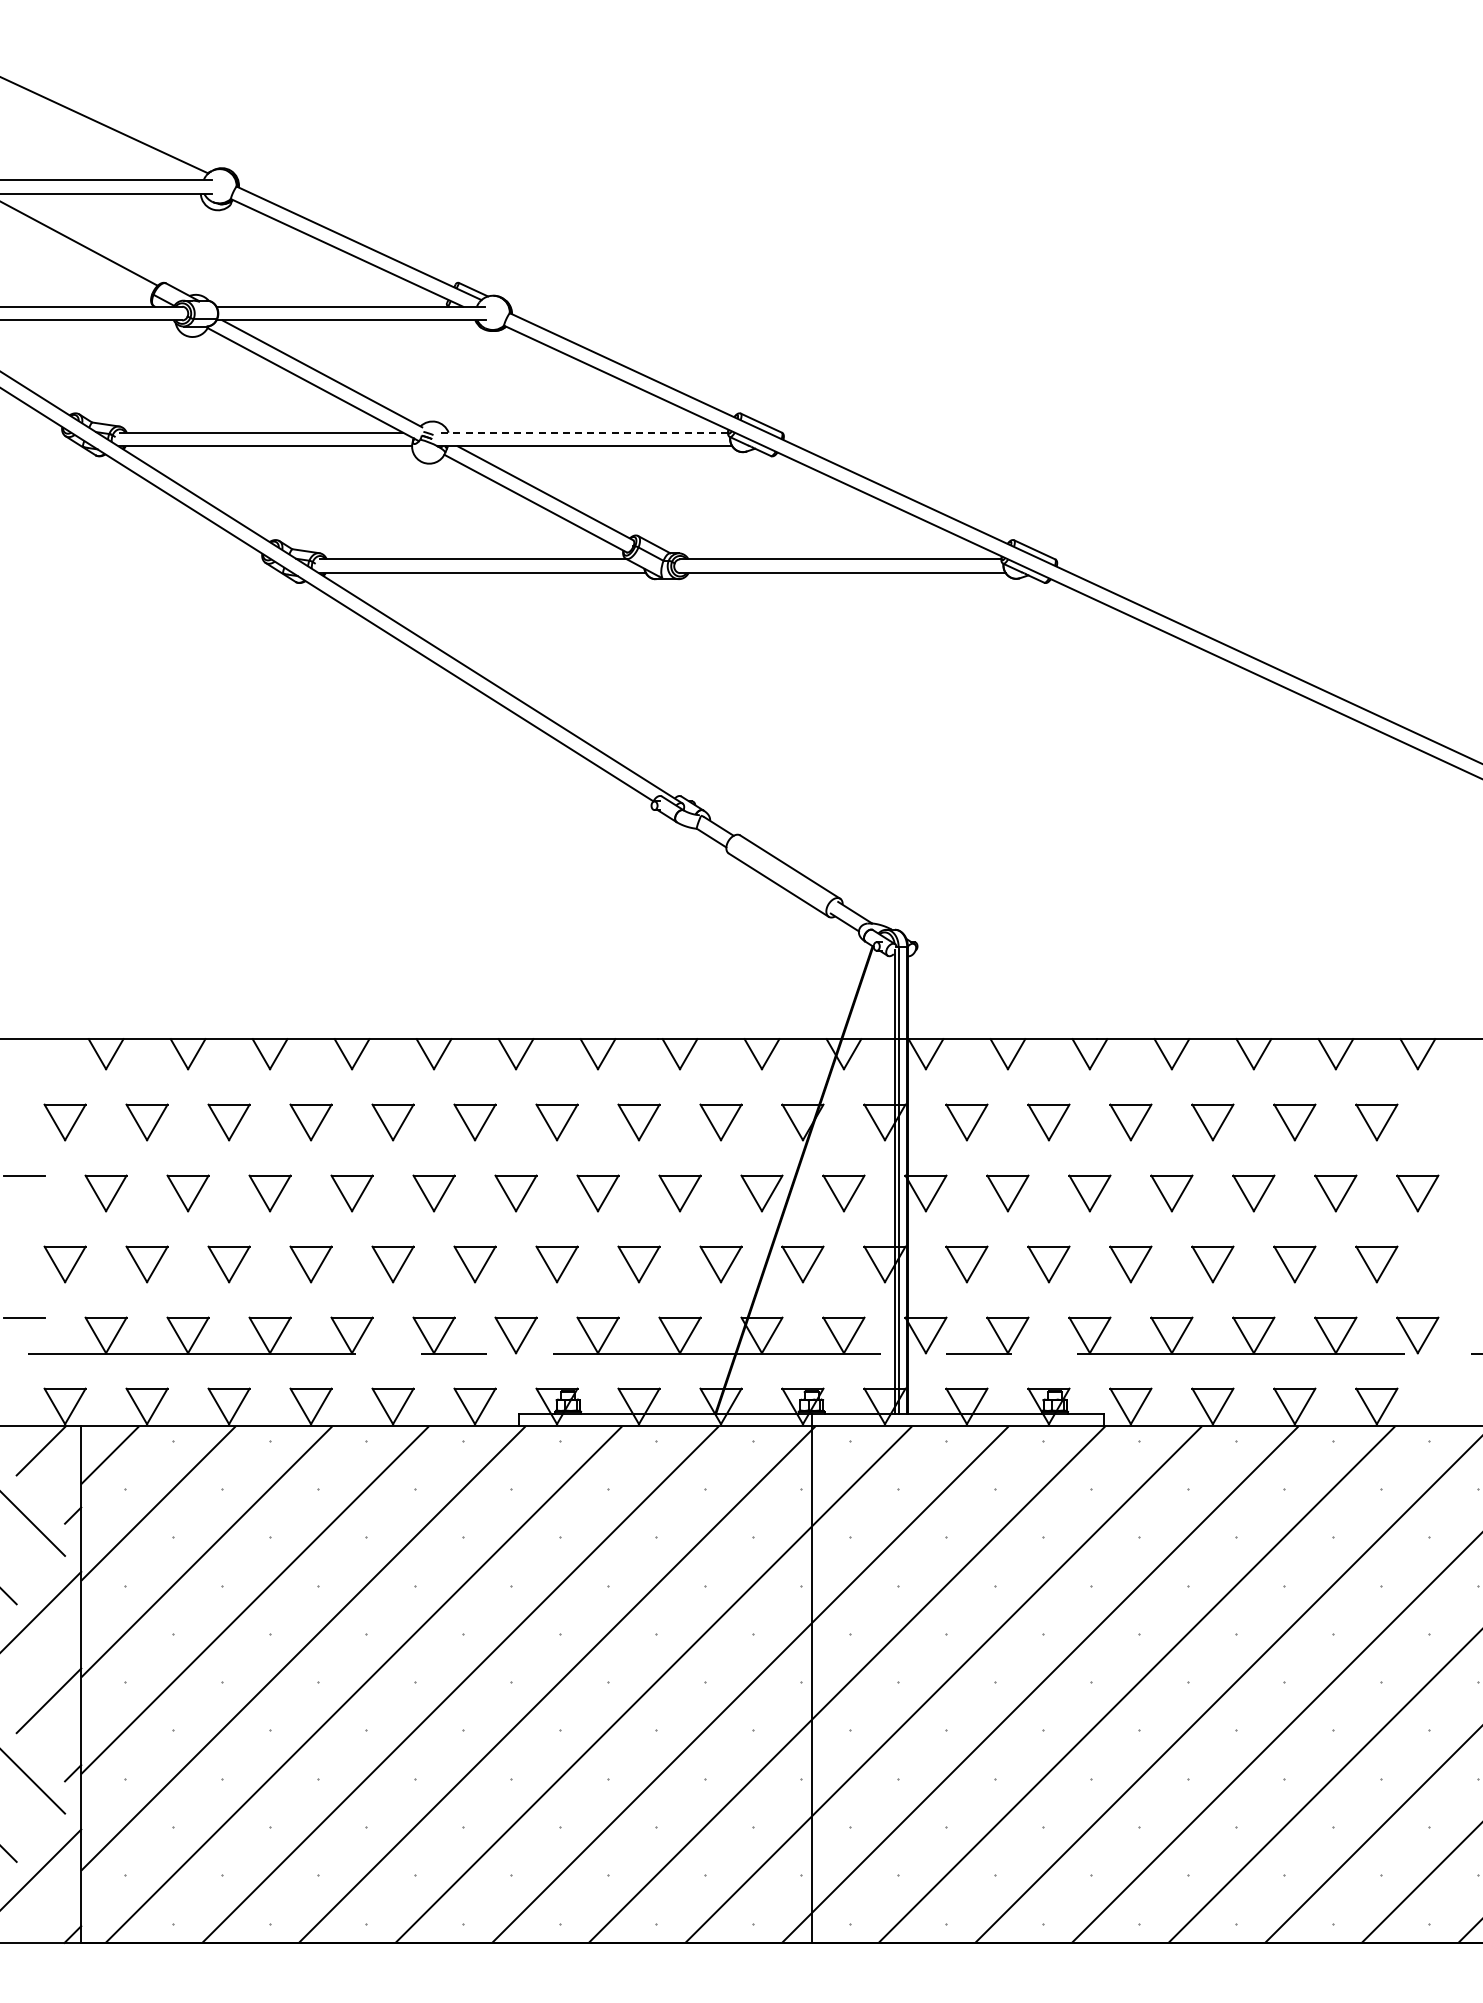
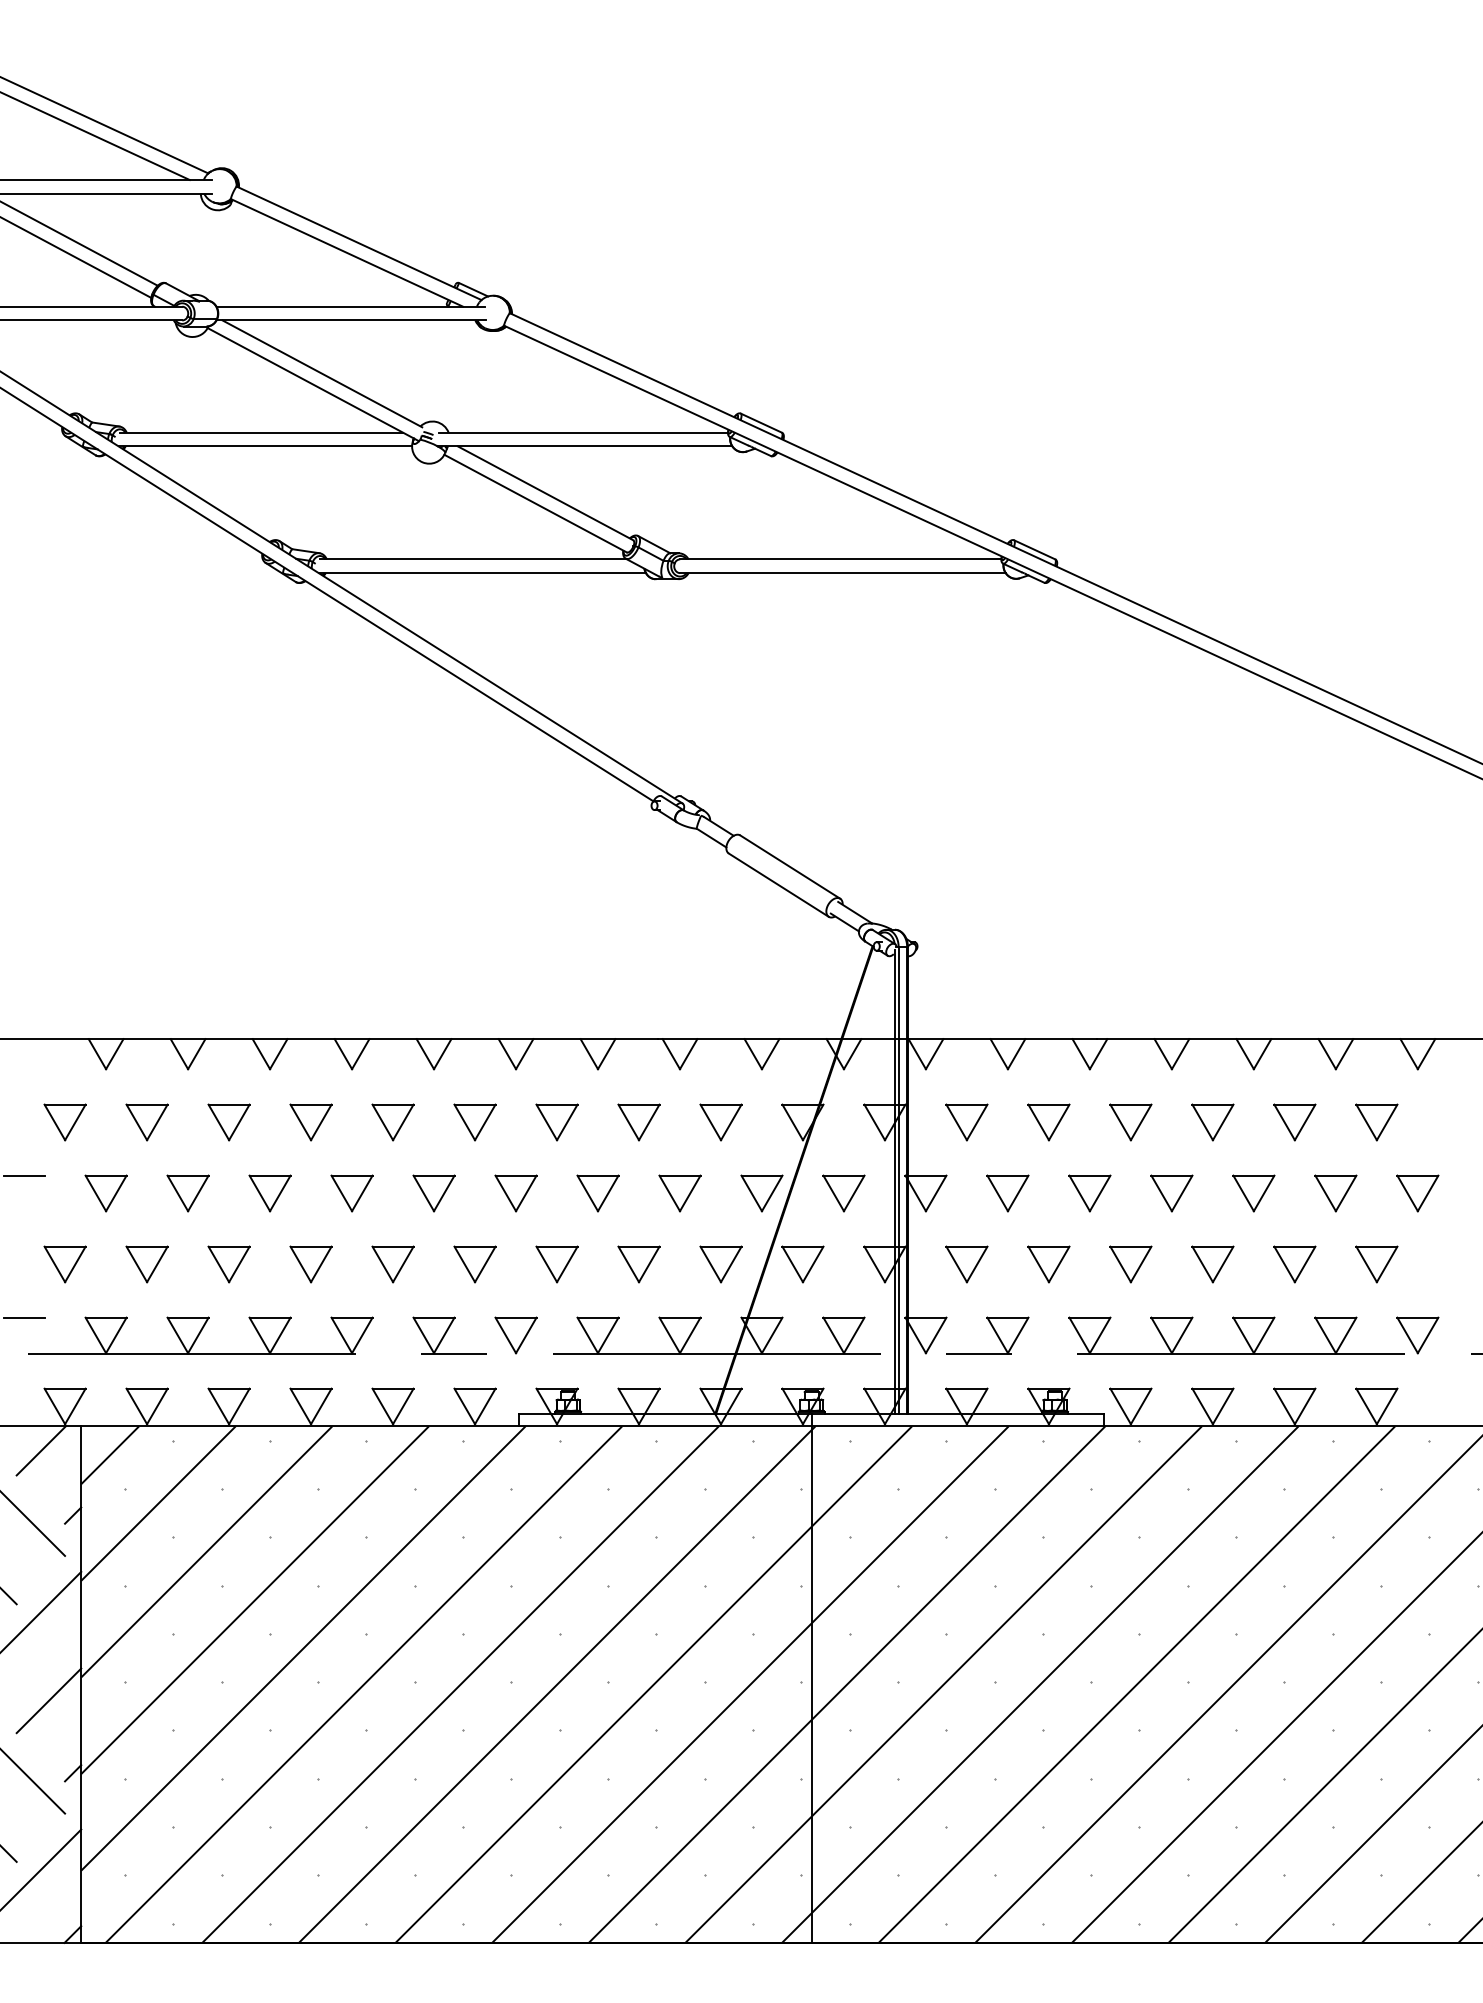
line: none -> present (95, 136)
line: none -> present (76, 257)
line: dashed -> solid (583, 432)
